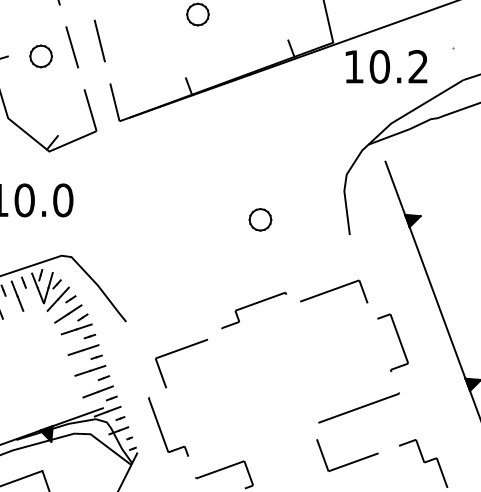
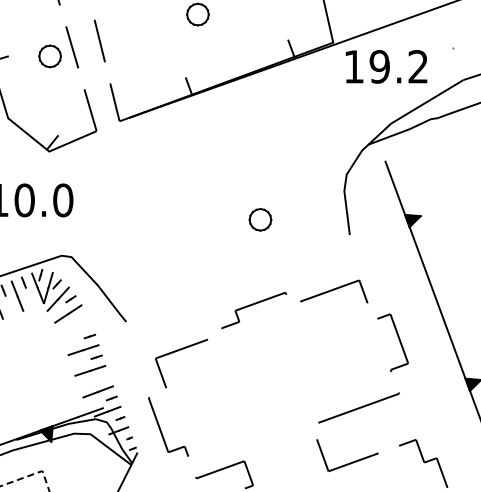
part position: (40, 56) -> (49, 56) (49, 56)
text: 10.2 -> 19.2 (379, 66)
part: present -> none (76, 324)
line: present -> none (103, 377)
line: solid -> dashed (32, 474)
